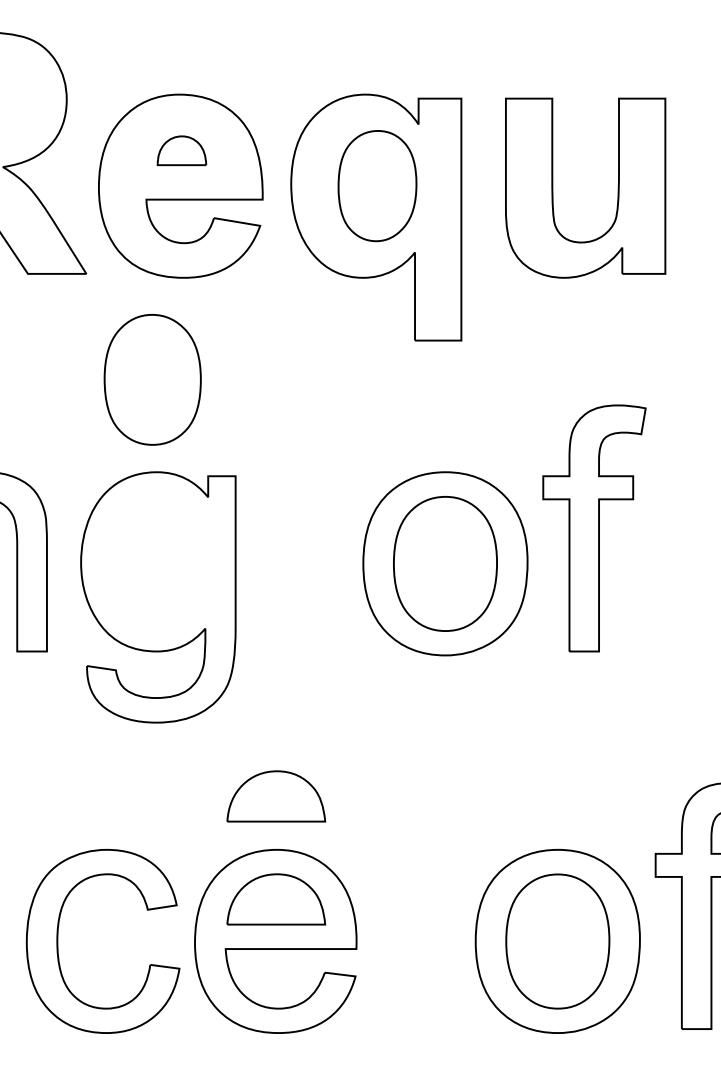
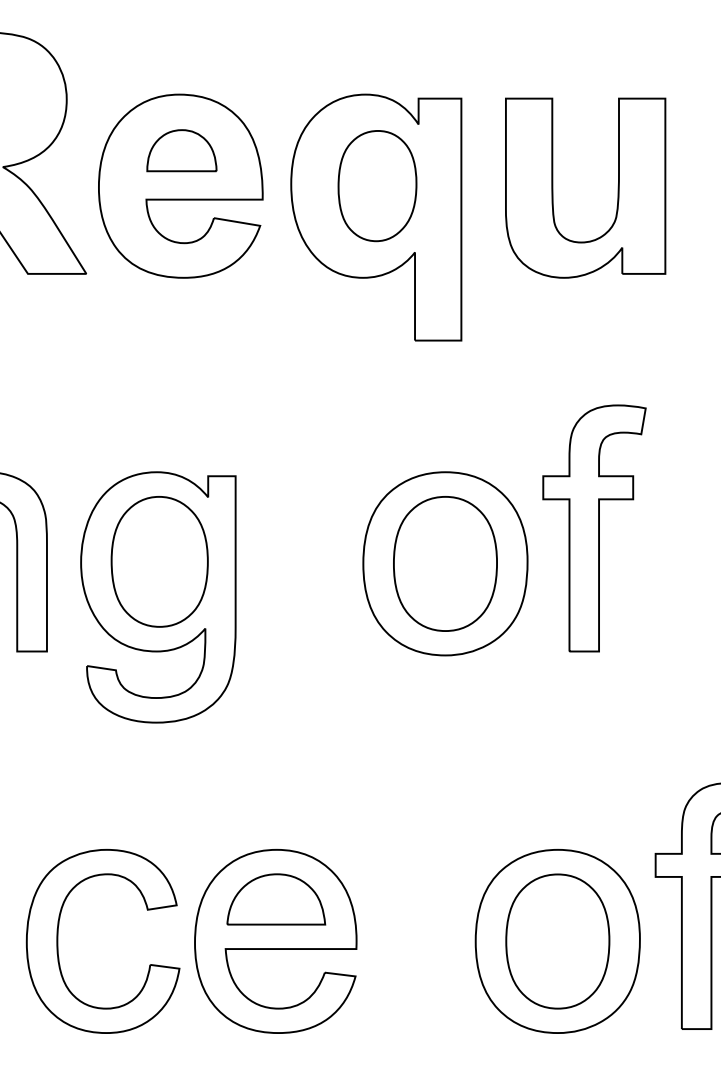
part size: 52x32 px -> 72x44 px (181, 150)
part position: (152, 379) -> (159, 561) (159, 561)
part: present -> none (276, 796)
